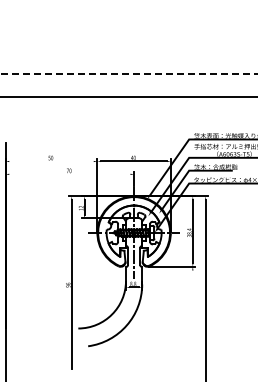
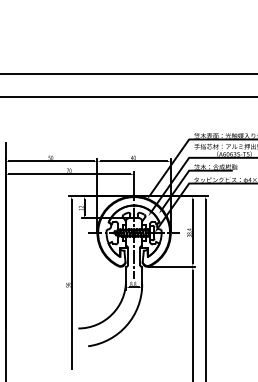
line: dashed -> solid (128, 73)
line: none -> present (51, 161)
line: none -> present (69, 174)
line: none -> present (192, 324)
